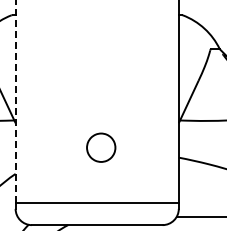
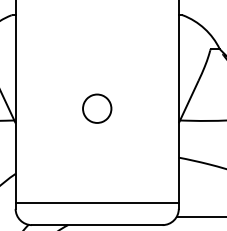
line: dashed -> solid (15, 102)
part position: (101, 147) -> (97, 108) (97, 108)
